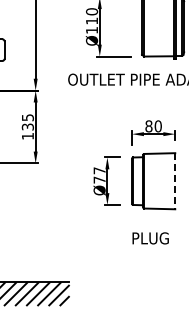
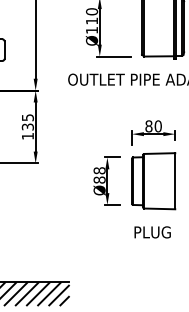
text: Ø77 -> Ø88 (99, 175)
line: dashed -> solid (175, 181)
text position: (150, 238) -> (152, 232) (152, 232)
